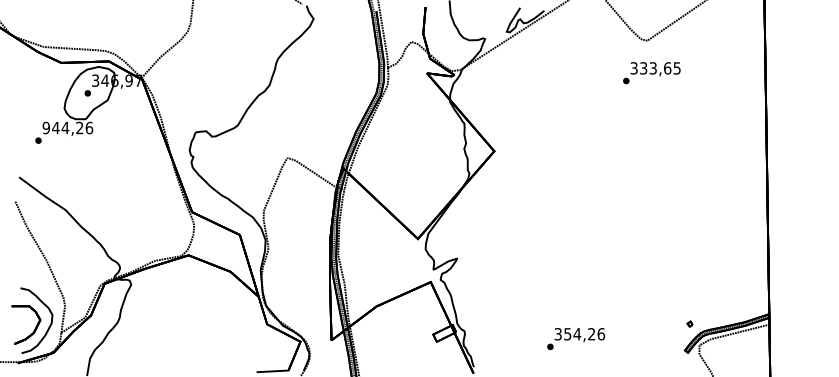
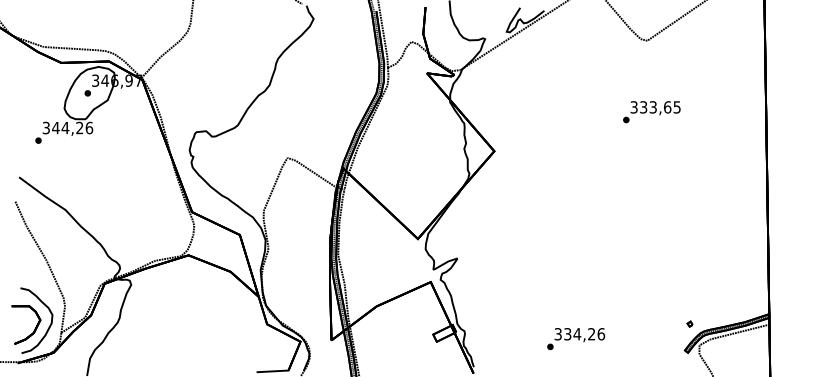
text position: (651, 73) -> (651, 112) (651, 112)
text: 944,26 -> 344,26 (45, 127)
text: 354,26 -> 334,26 (567, 333)
